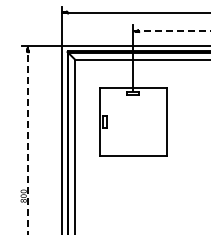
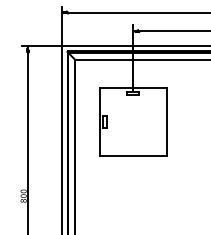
line: dashed -> solid (172, 31)
line: dashed -> solid (27, 140)
